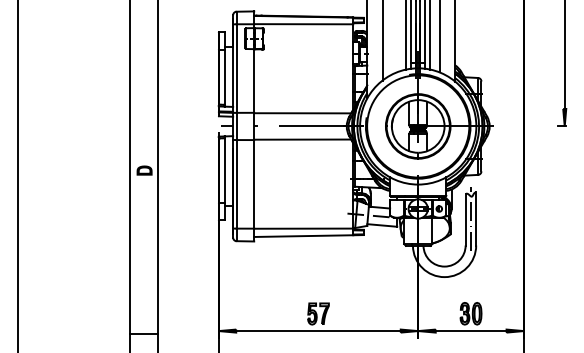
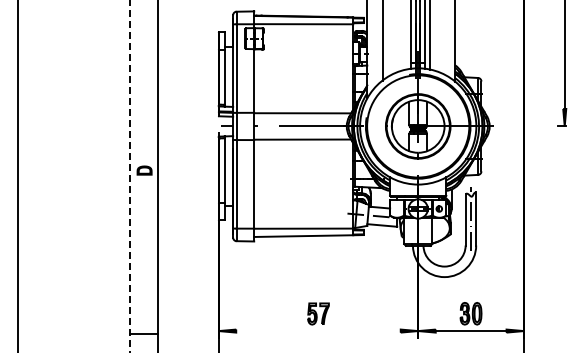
line: present -> none (406, 35)
line: present -> none (439, 37)
line: solid -> dashed (129, 176)
line: present -> none (318, 331)
